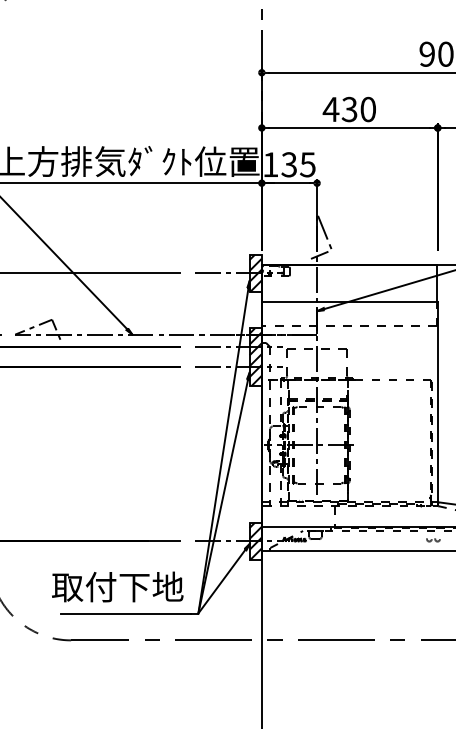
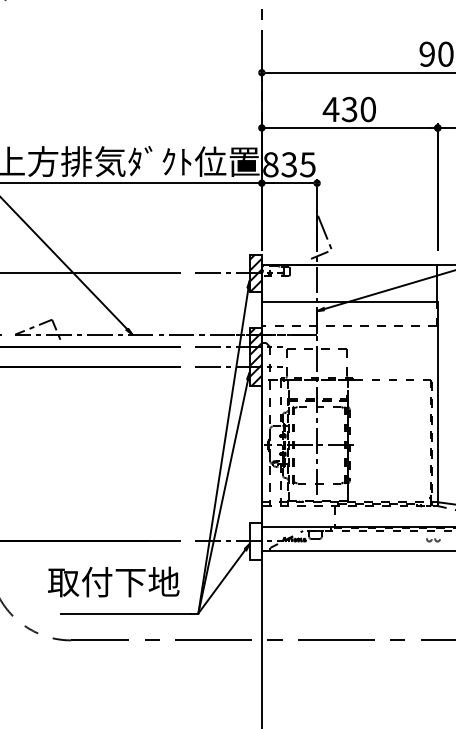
text: 135 -> 835 (270, 164)
hatch: present -> none (255, 540)
text position: (117, 586) -> (113, 581) (113, 581)
